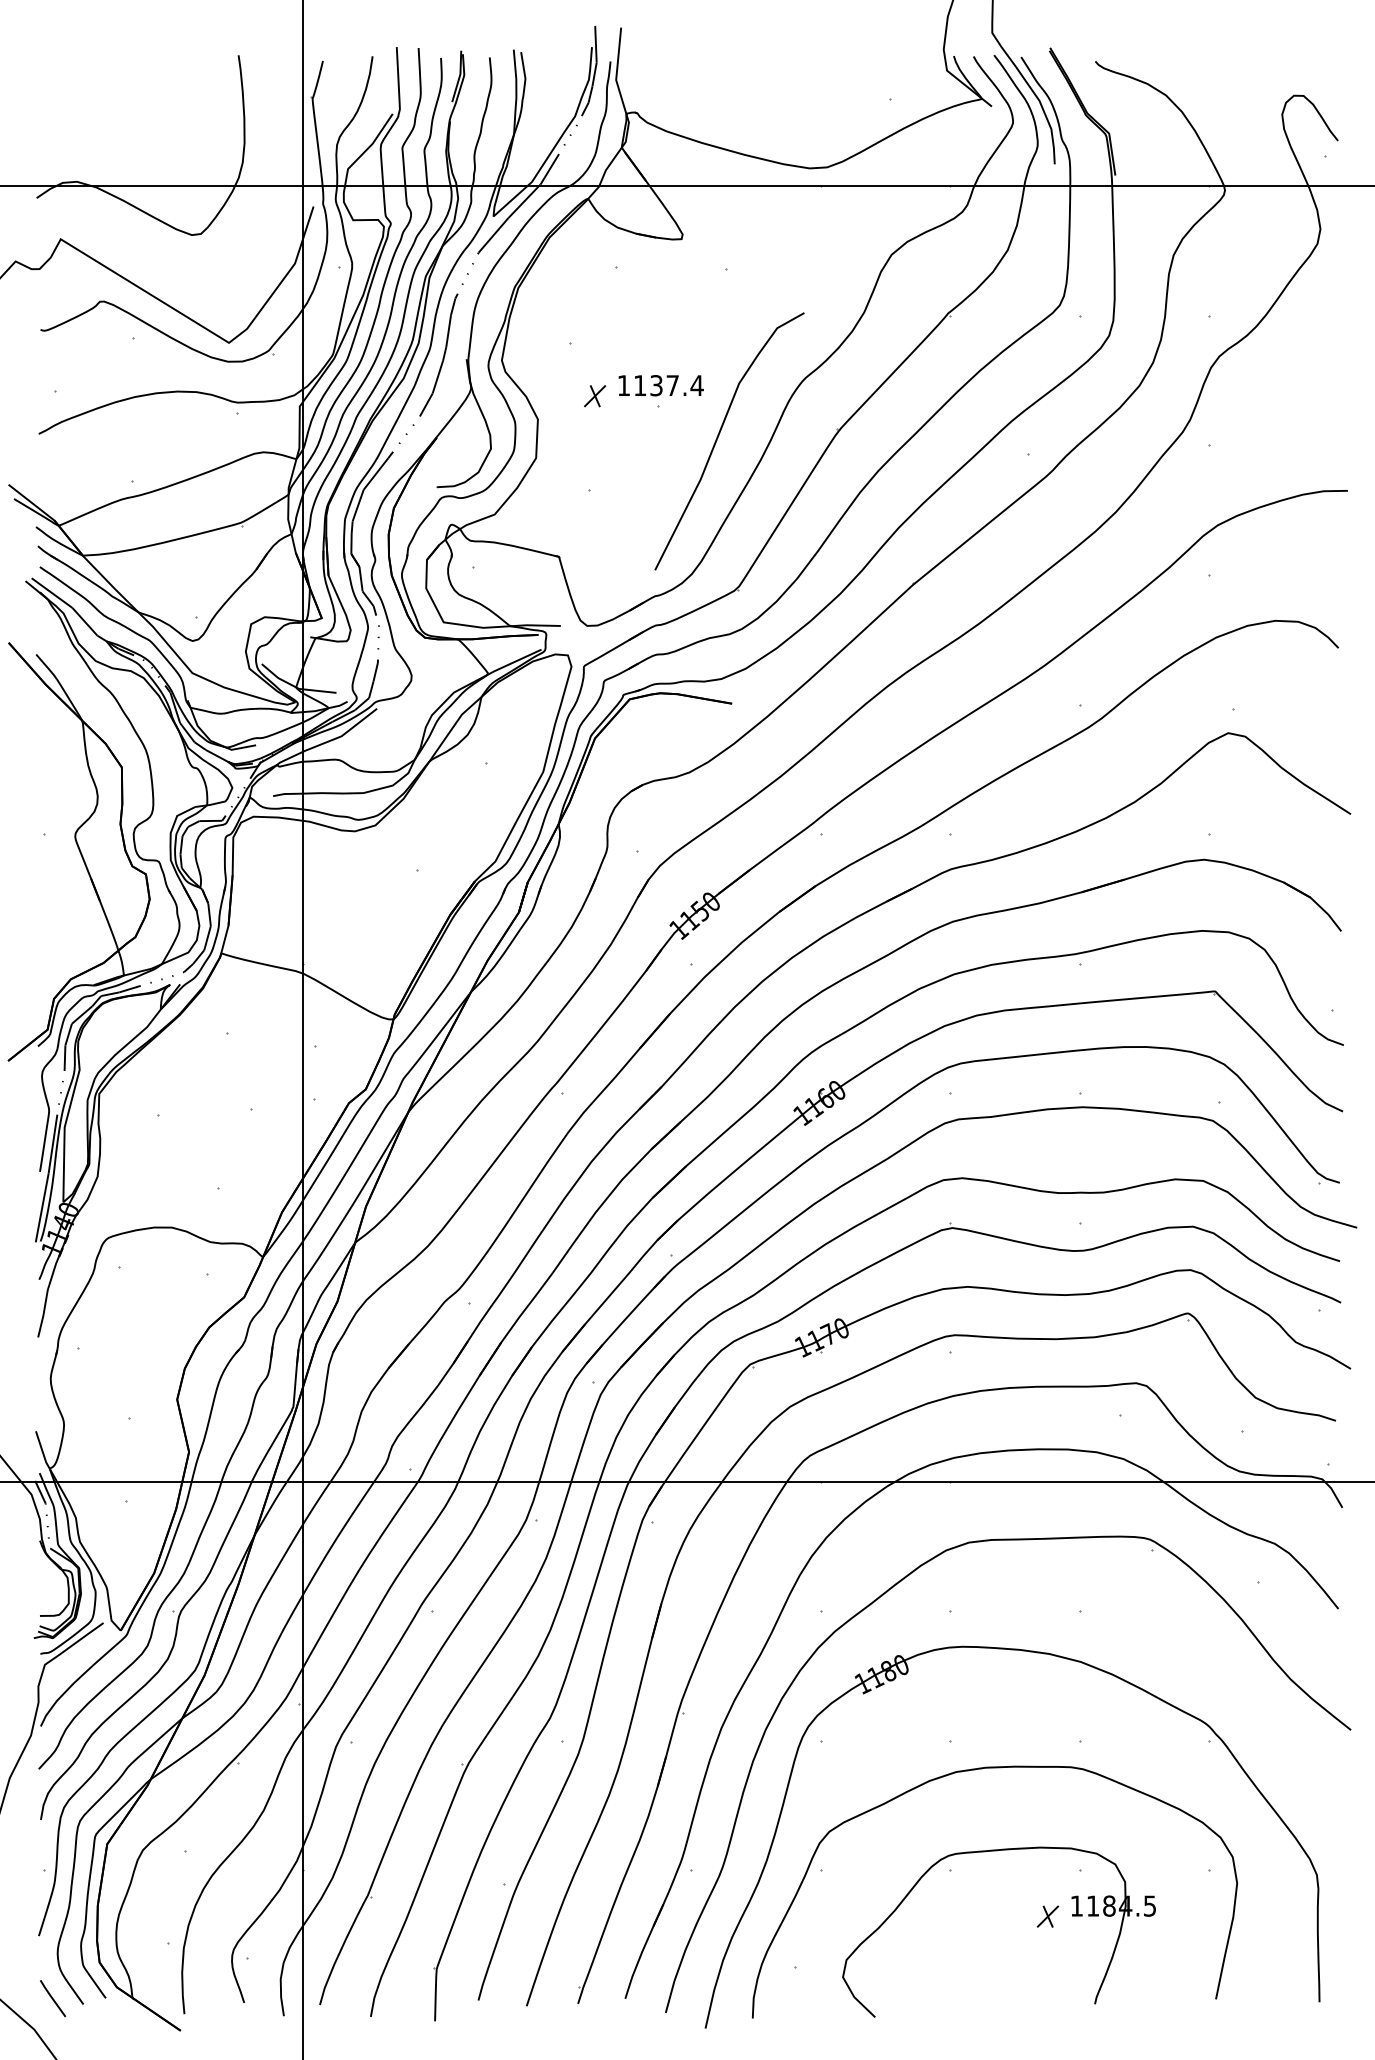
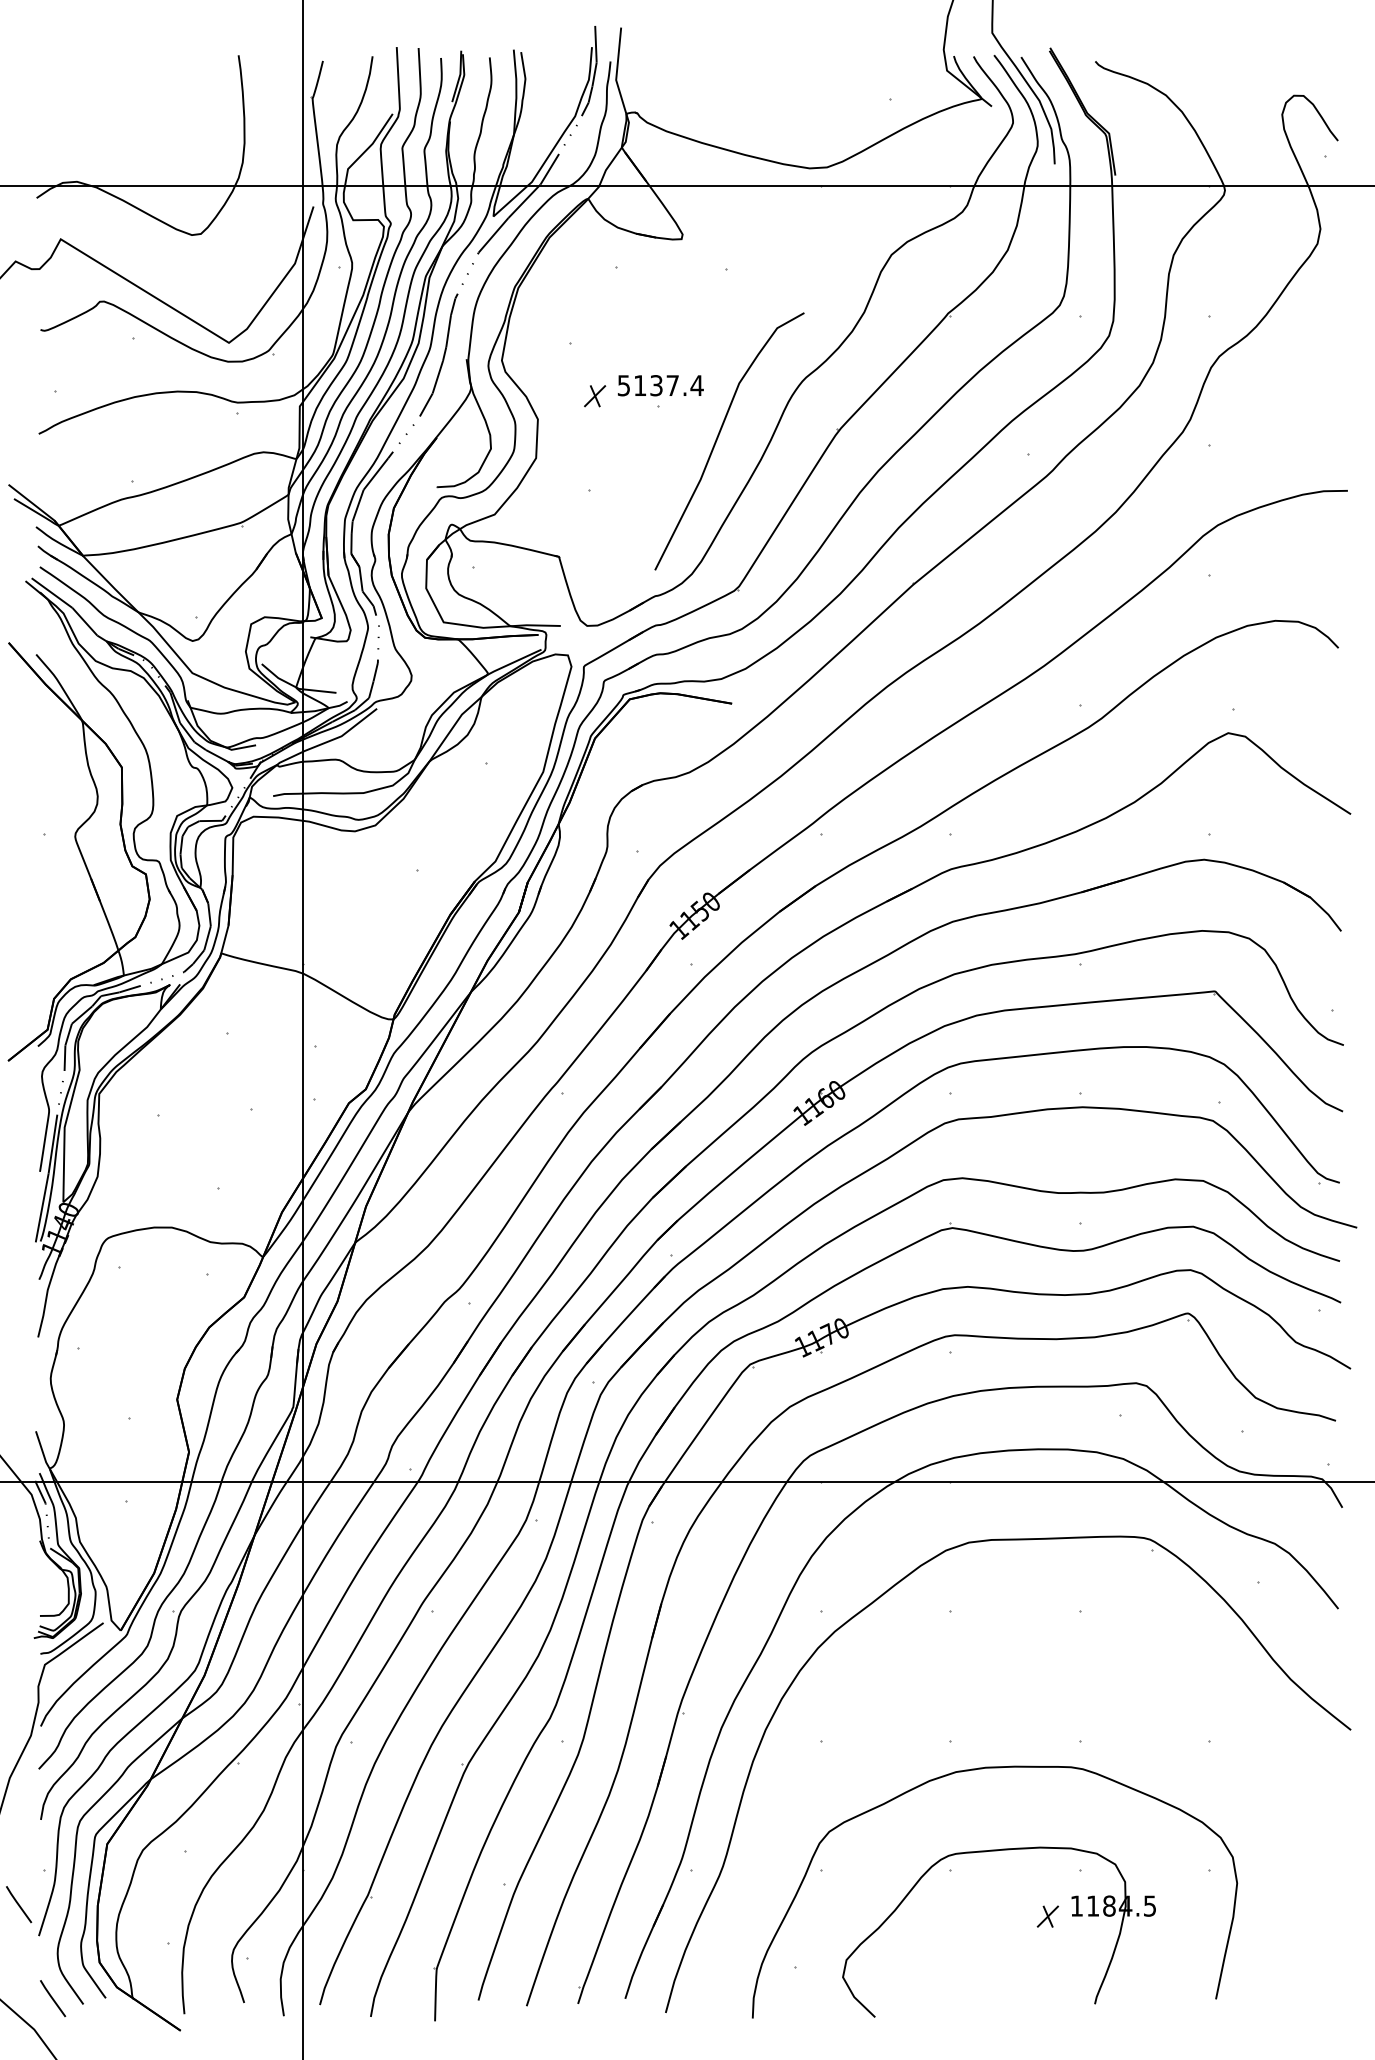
text: 1137.4 -> 5137.4 (623, 385)
part: present -> none (1036, 1653)
line: none -> present (19, 1904)
